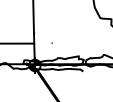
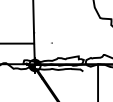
line: none -> present (98, 81)
